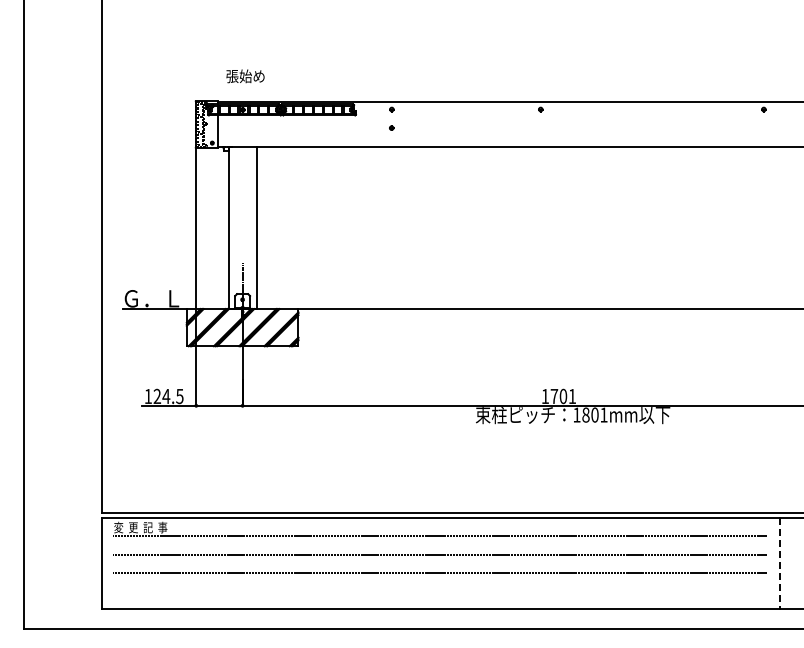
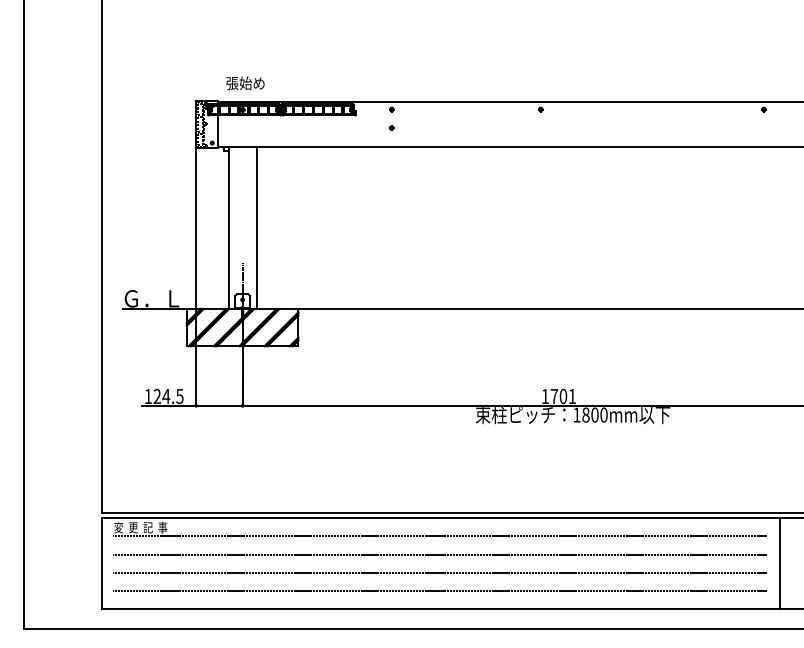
text position: (245, 76) -> (245, 83) (245, 83)
text: 1801mm -> 1800mm (603, 414)
line: dashed -> solid (779, 563)
line: none -> present (439, 591)
